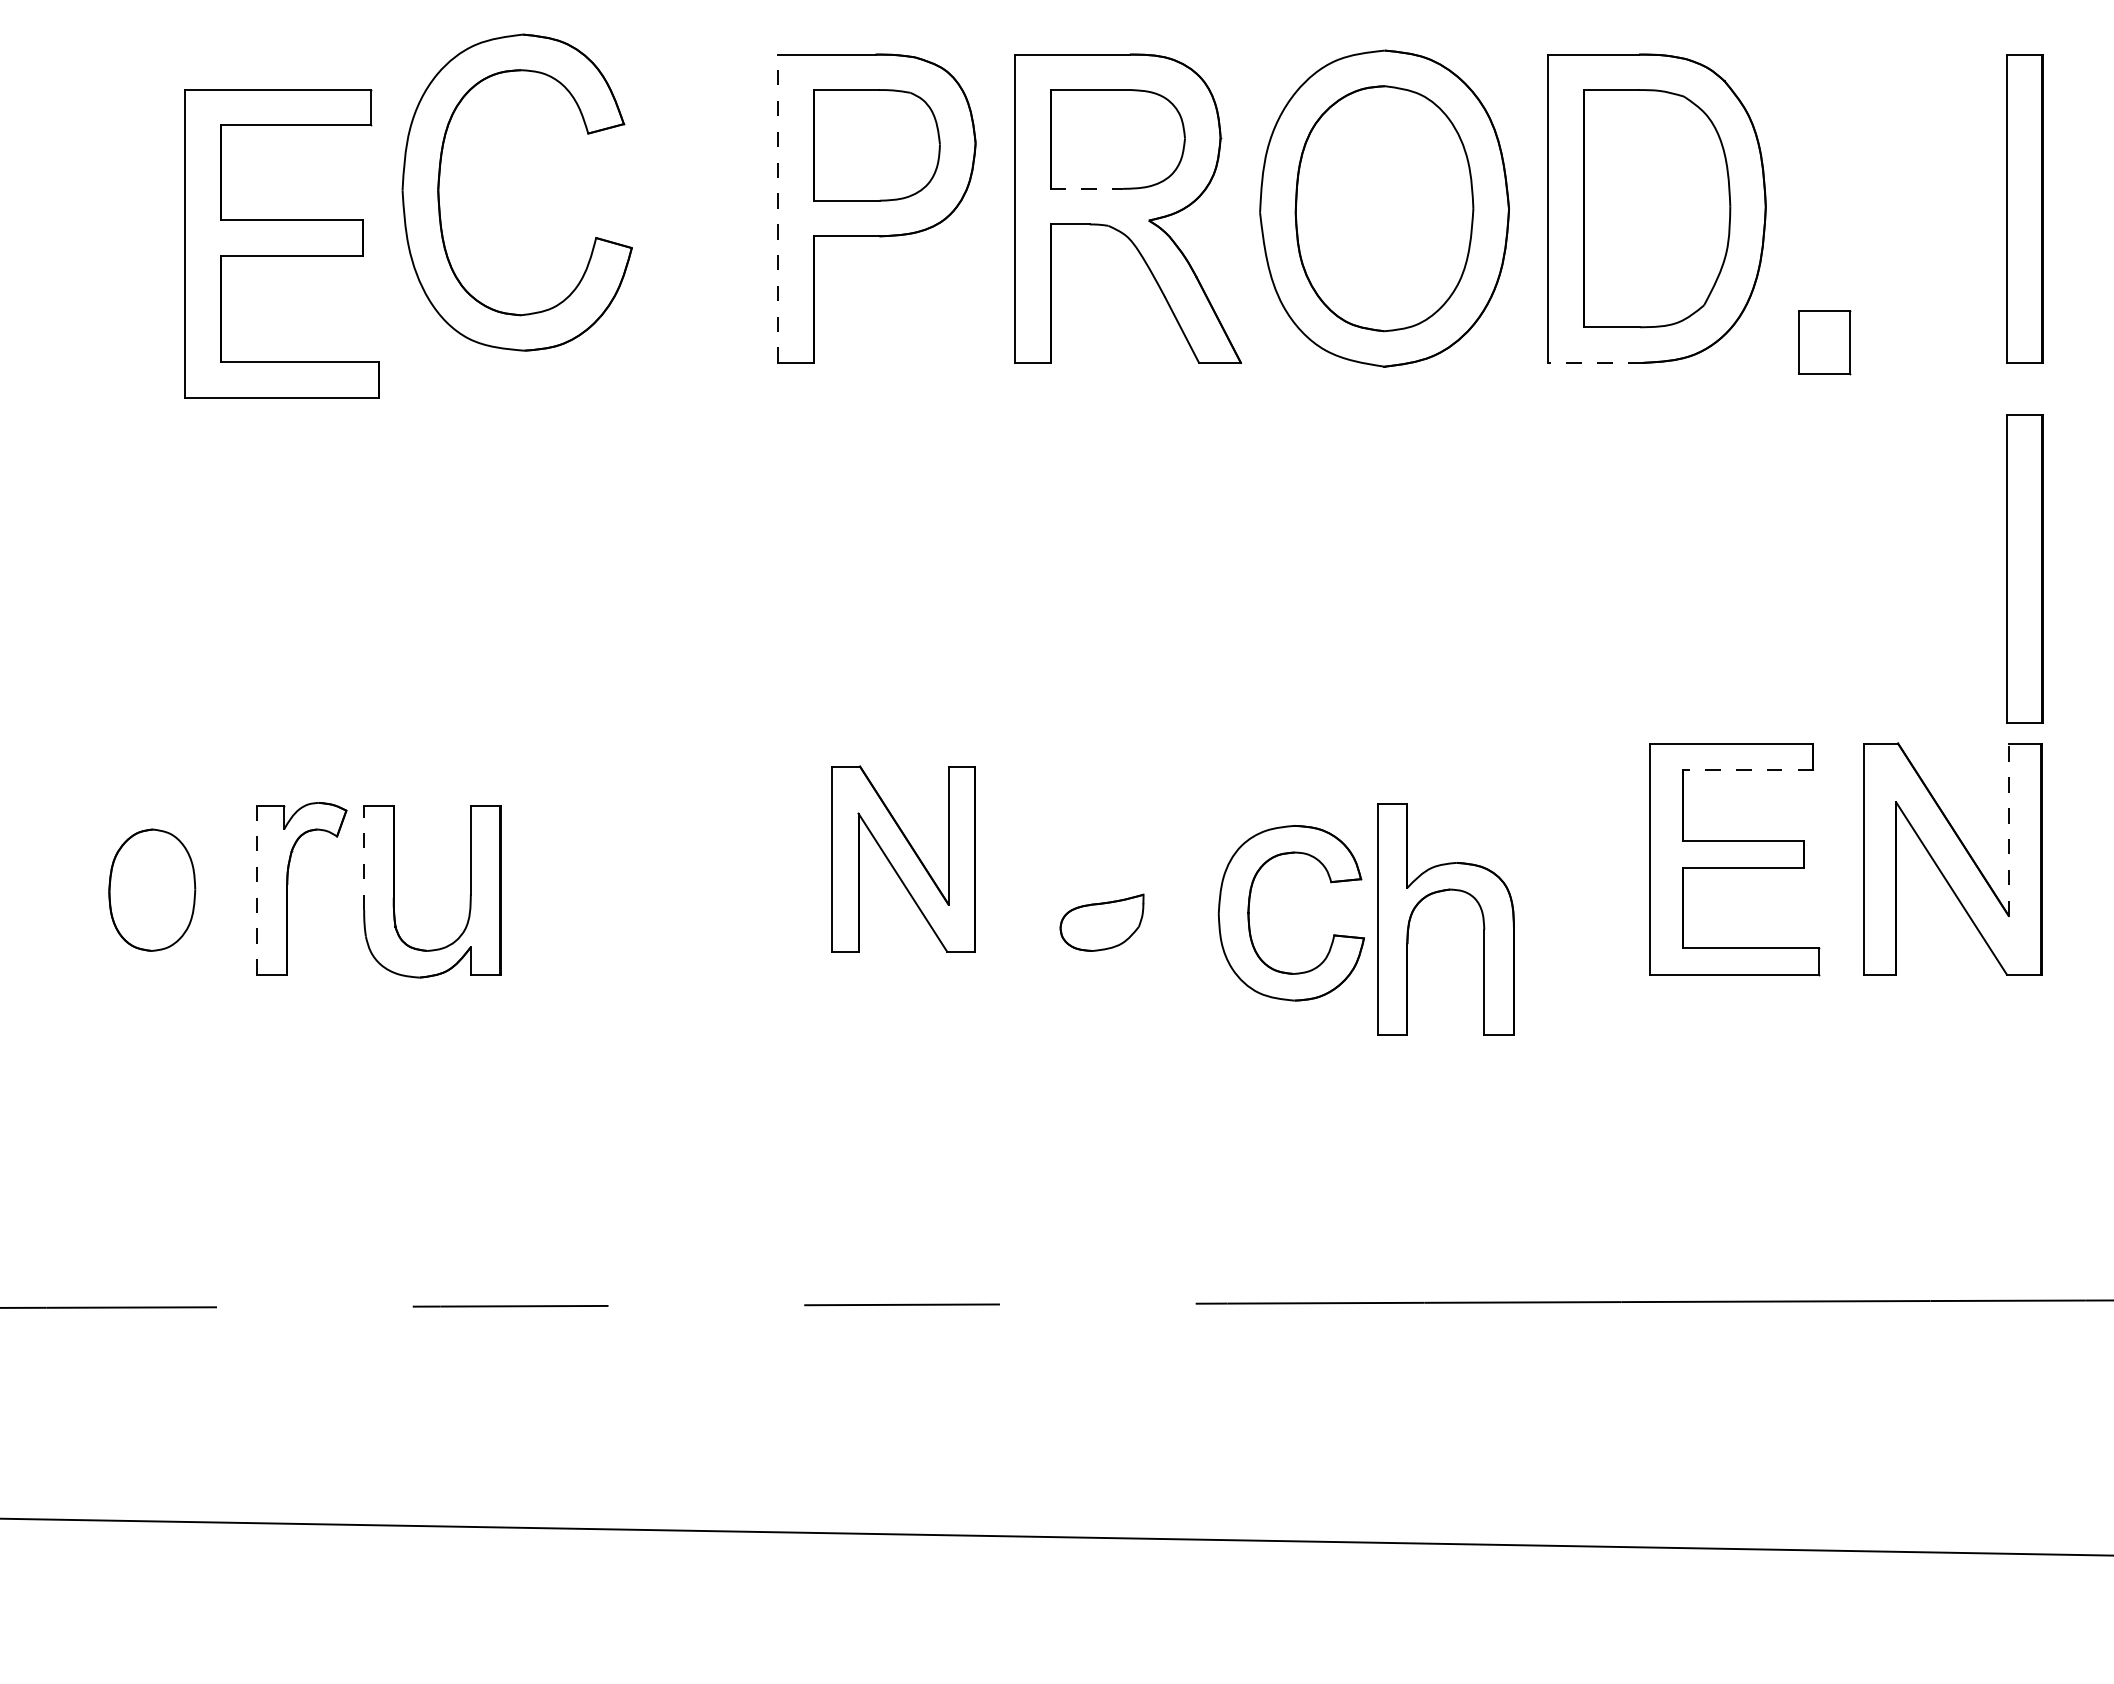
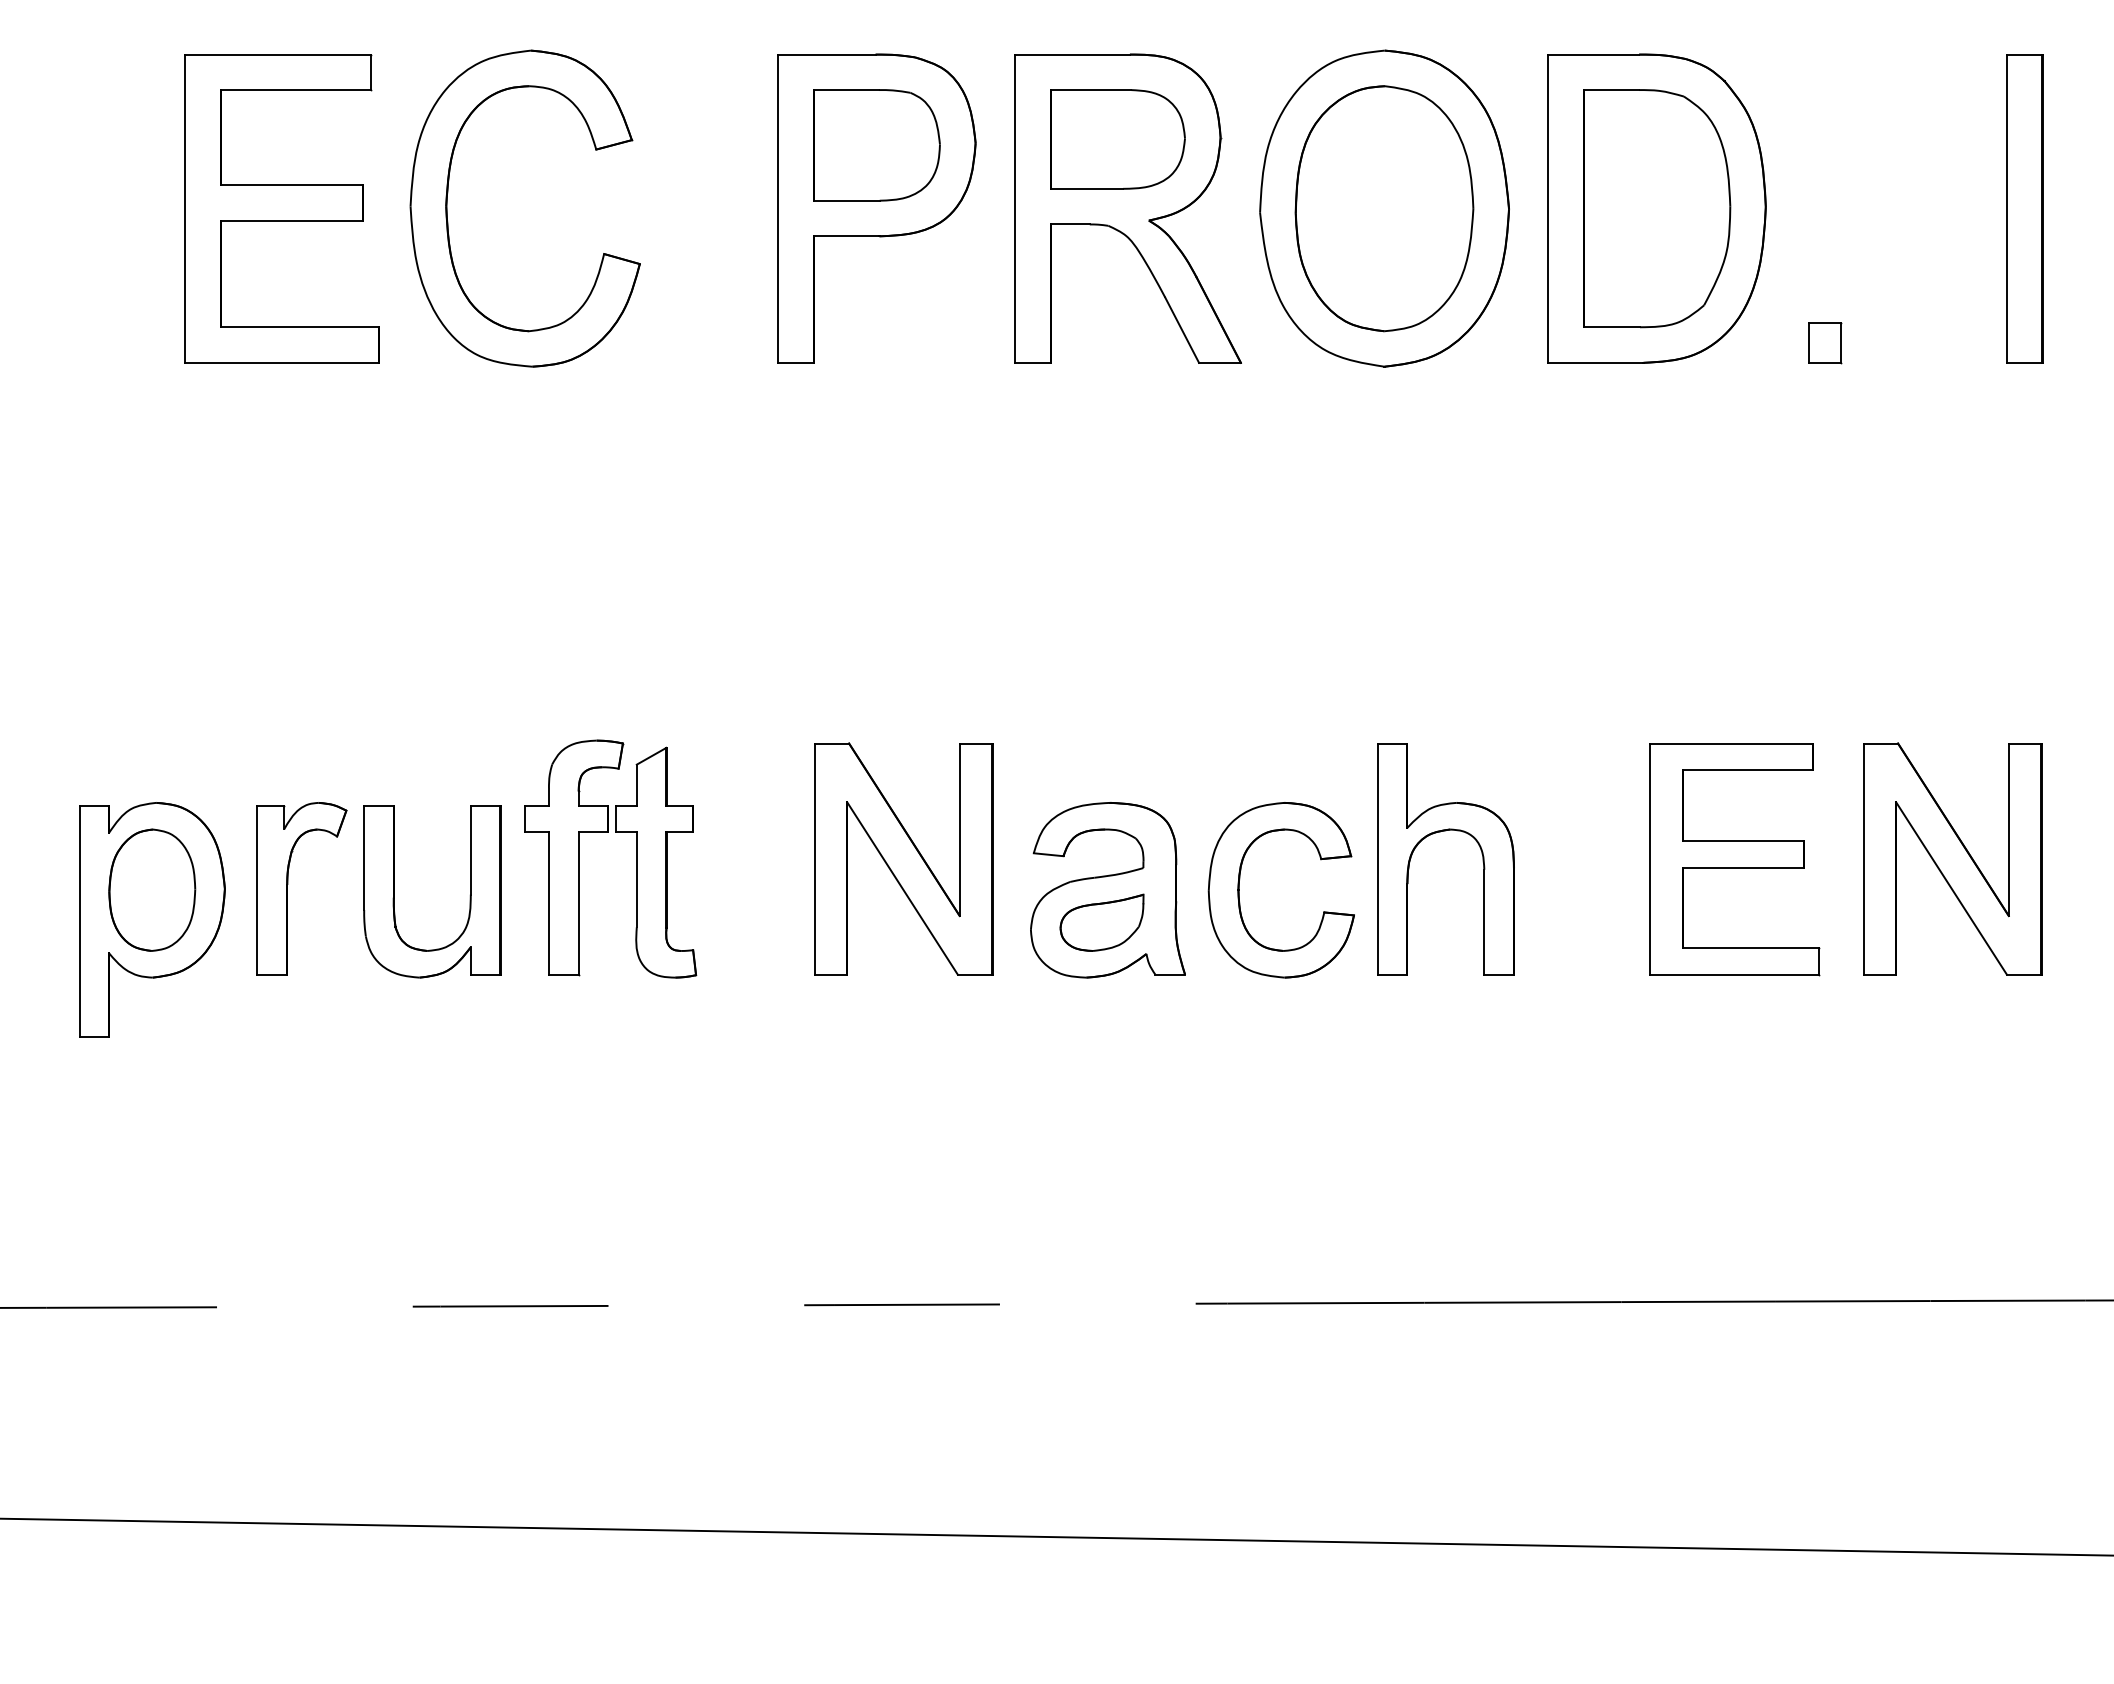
line: dashed -> solid (1087, 188)
part position: (439, 192) -> (447, 208) (447, 208)
line: dashed -> solid (777, 208)
part position: (281, 243) -> (281, 208) (281, 208)
part size: 54x66 px -> 35x43 px (1825, 343)
line: dashed -> solid (1595, 362)
part: present -> none (2024, 568)
line: dashed -> solid (1747, 770)
line: dashed -> solid (2008, 829)
line: dashed -> solid (364, 857)
part: none -> present (636, 858)
part size: 145x188 px -> 180x234 px (903, 858)
line: dashed -> solid (257, 889)
part: none -> present (1107, 890)
part position: (1440, 892) -> (1440, 832) (1440, 832)
part position: (1249, 913) -> (1239, 890) (1239, 890)
part: none -> present (152, 919)
